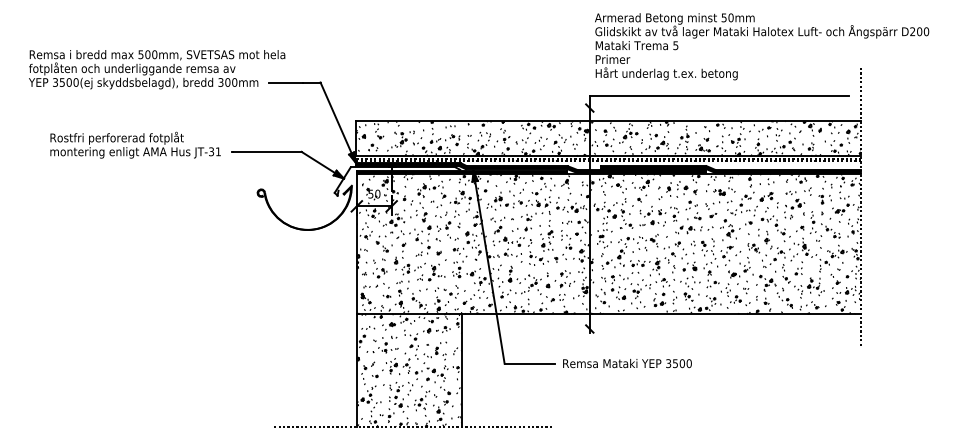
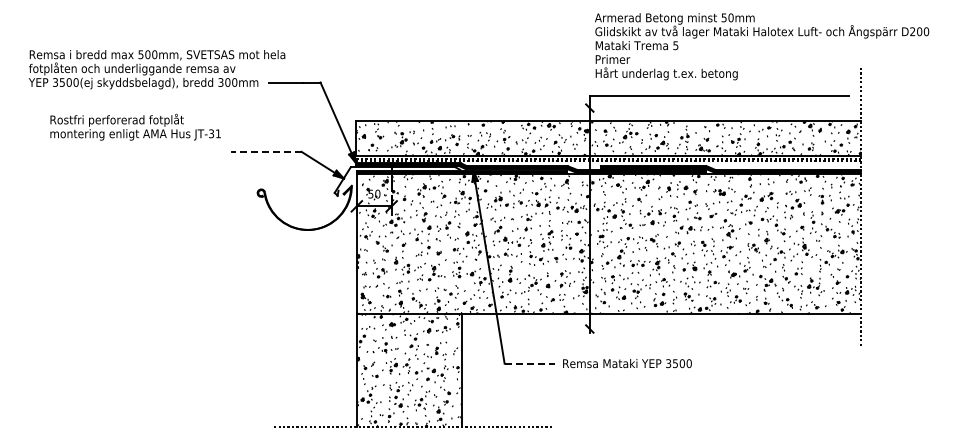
text position: (135, 144) -> (135, 126) (135, 126)
line: solid -> dashed (266, 151)
line: solid -> dashed (530, 363)
